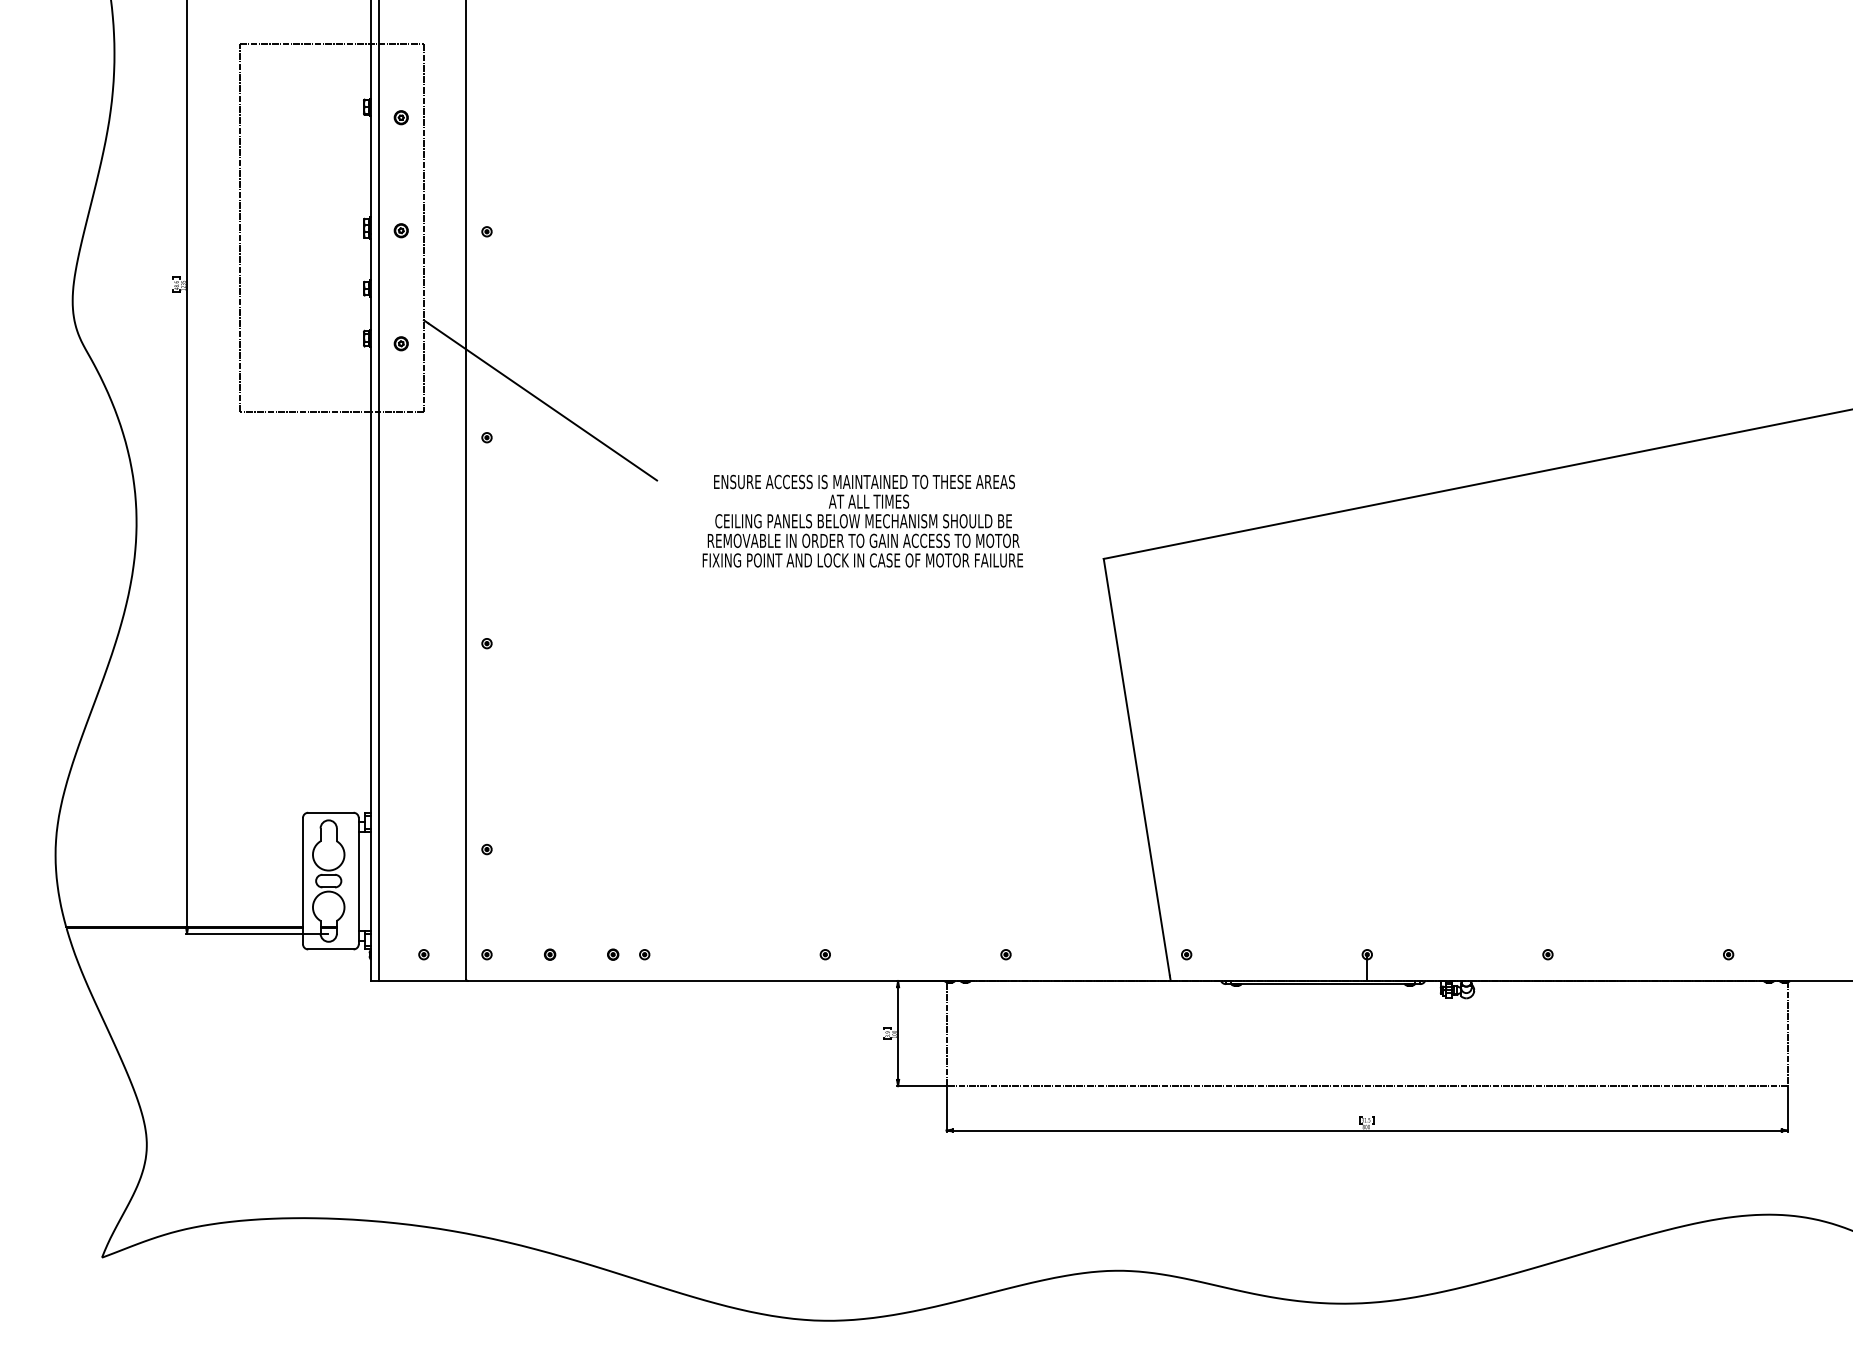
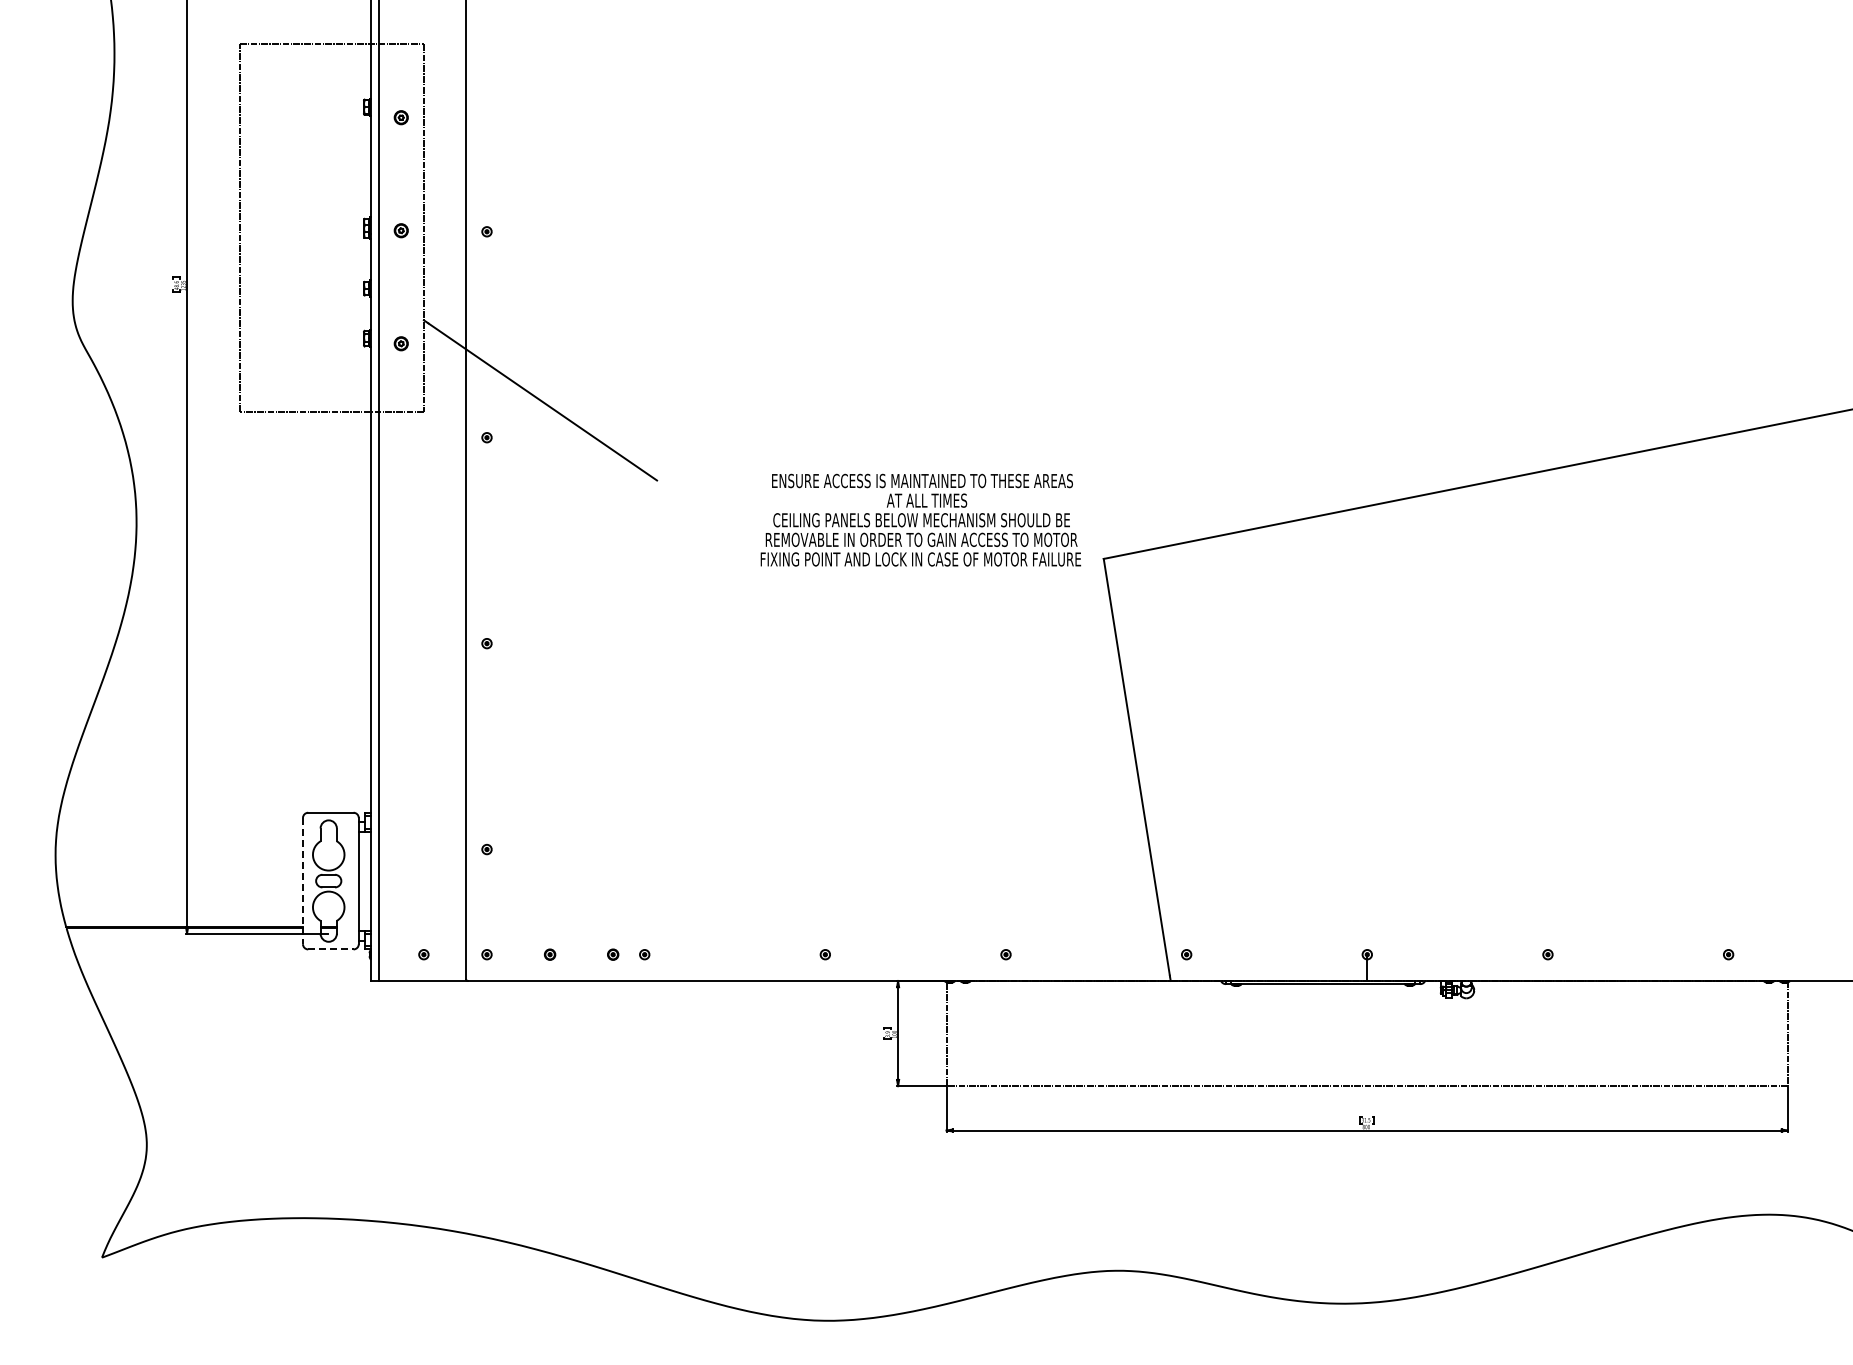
text position: (862, 520) -> (920, 519) (920, 519)
line: solid -> dashed (302, 881)
line: solid -> dashed (330, 949)
